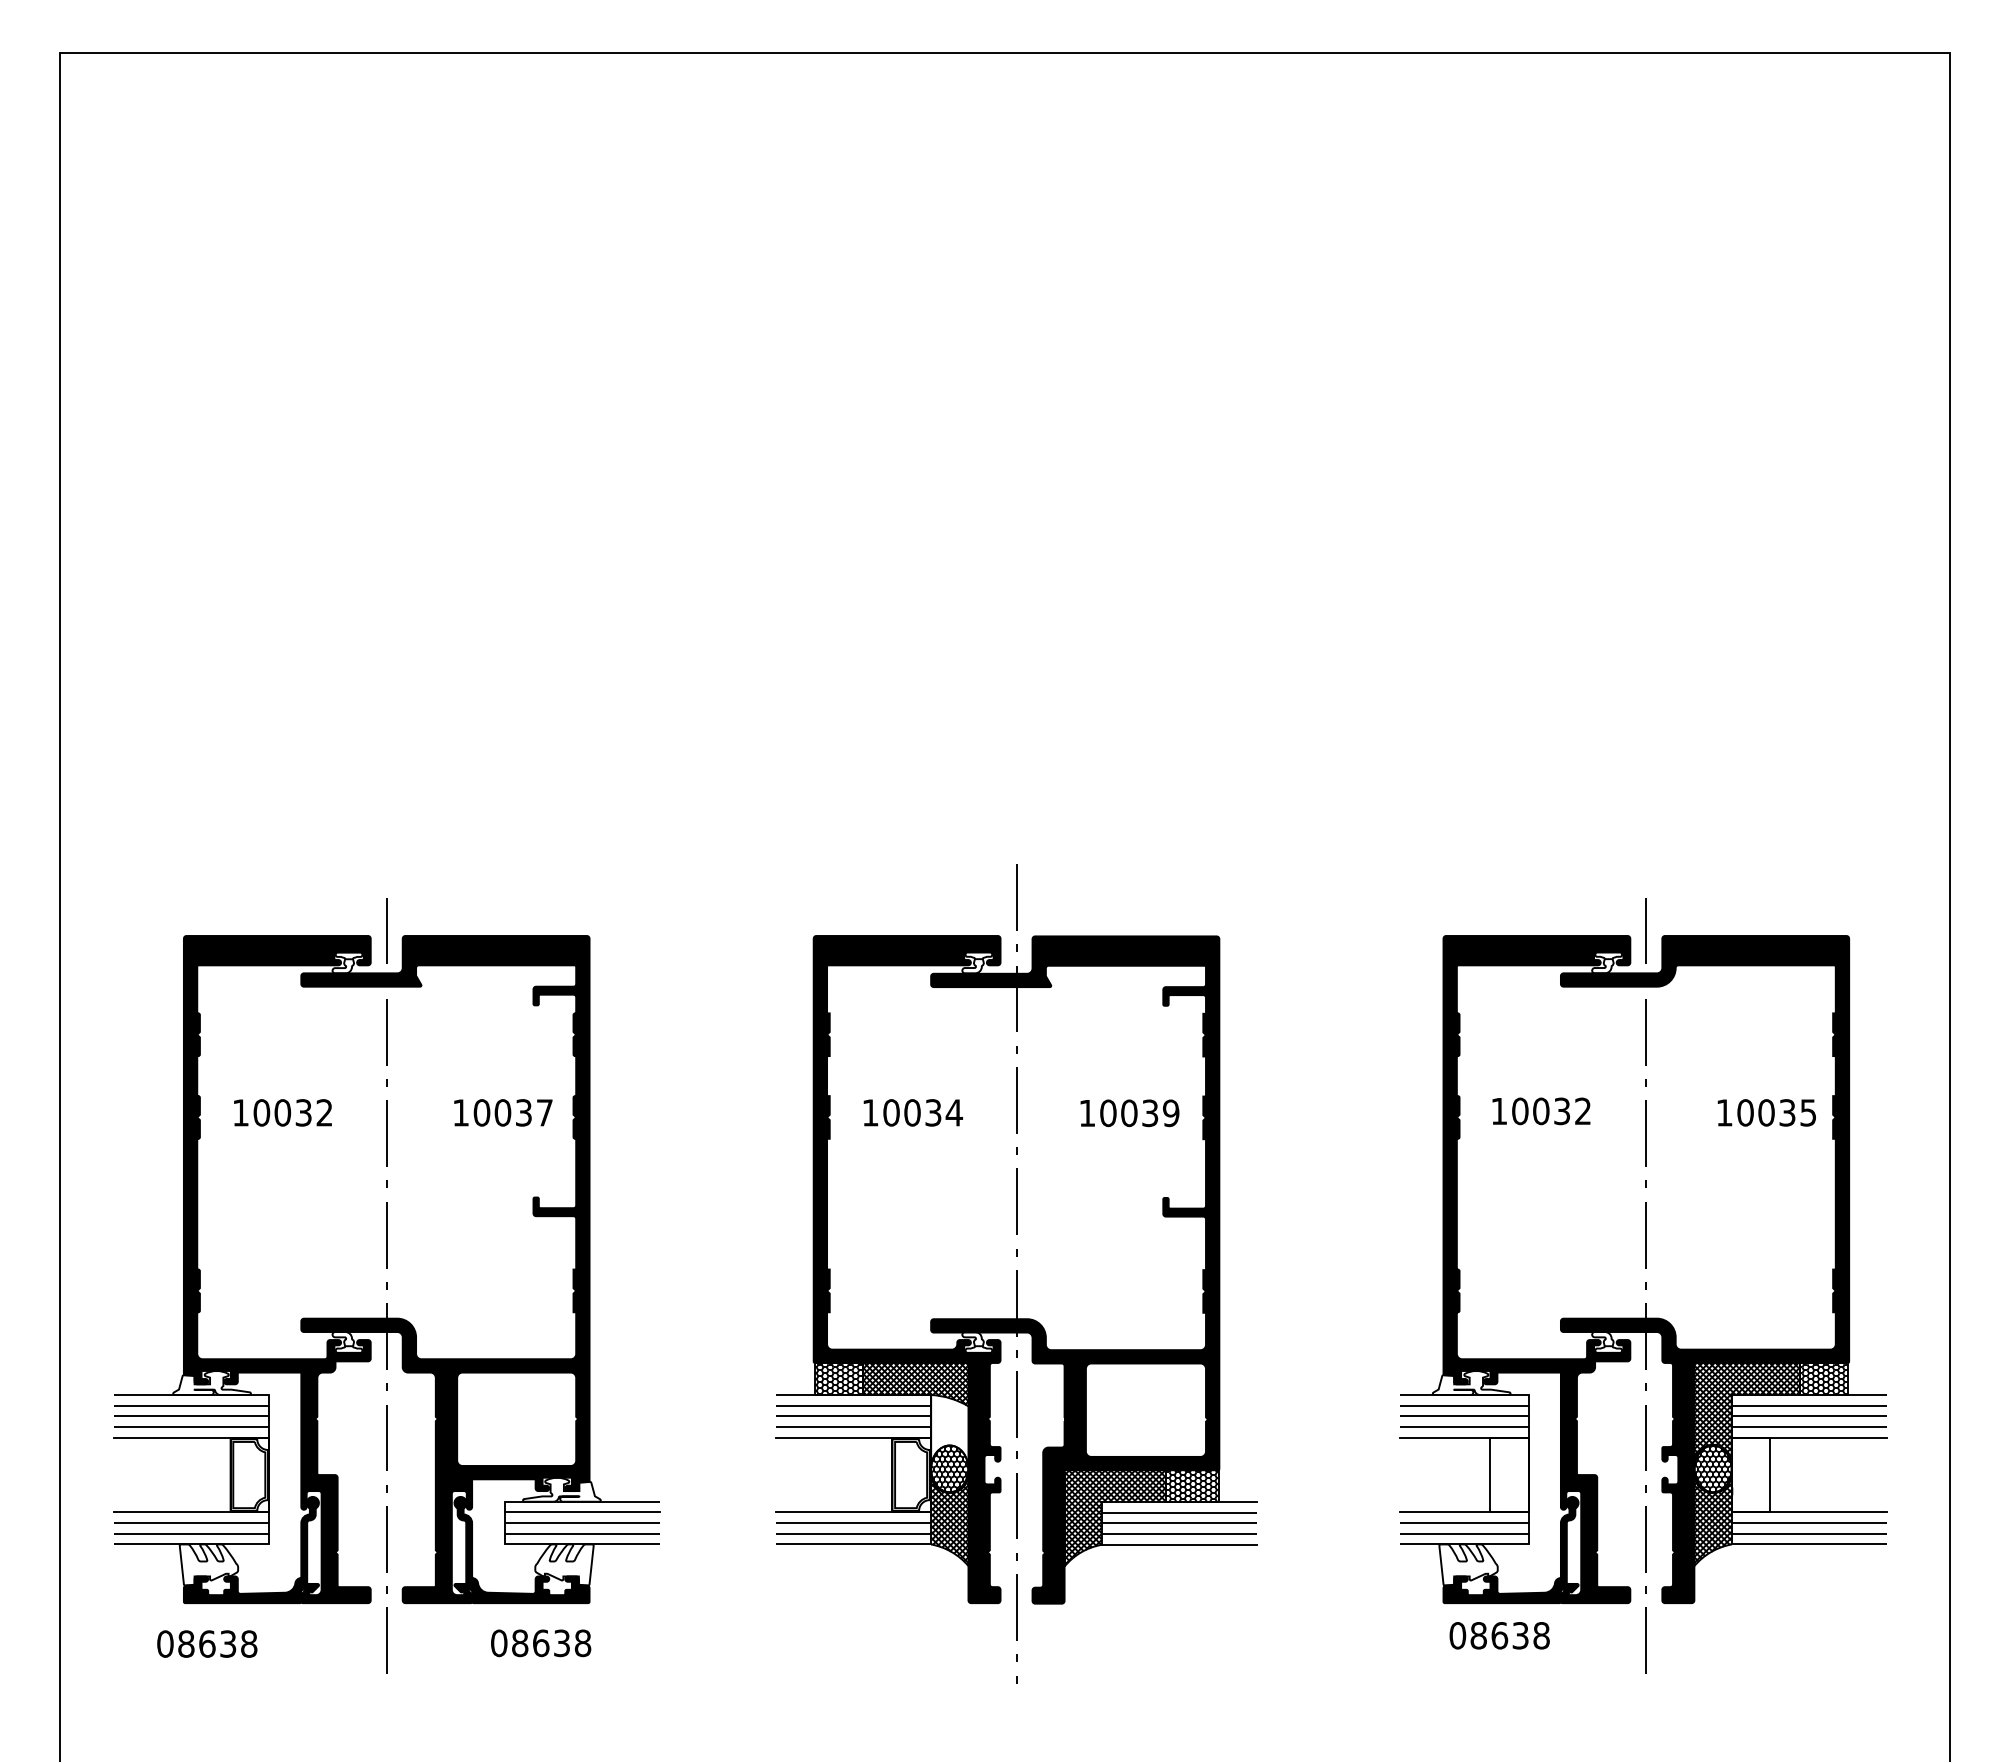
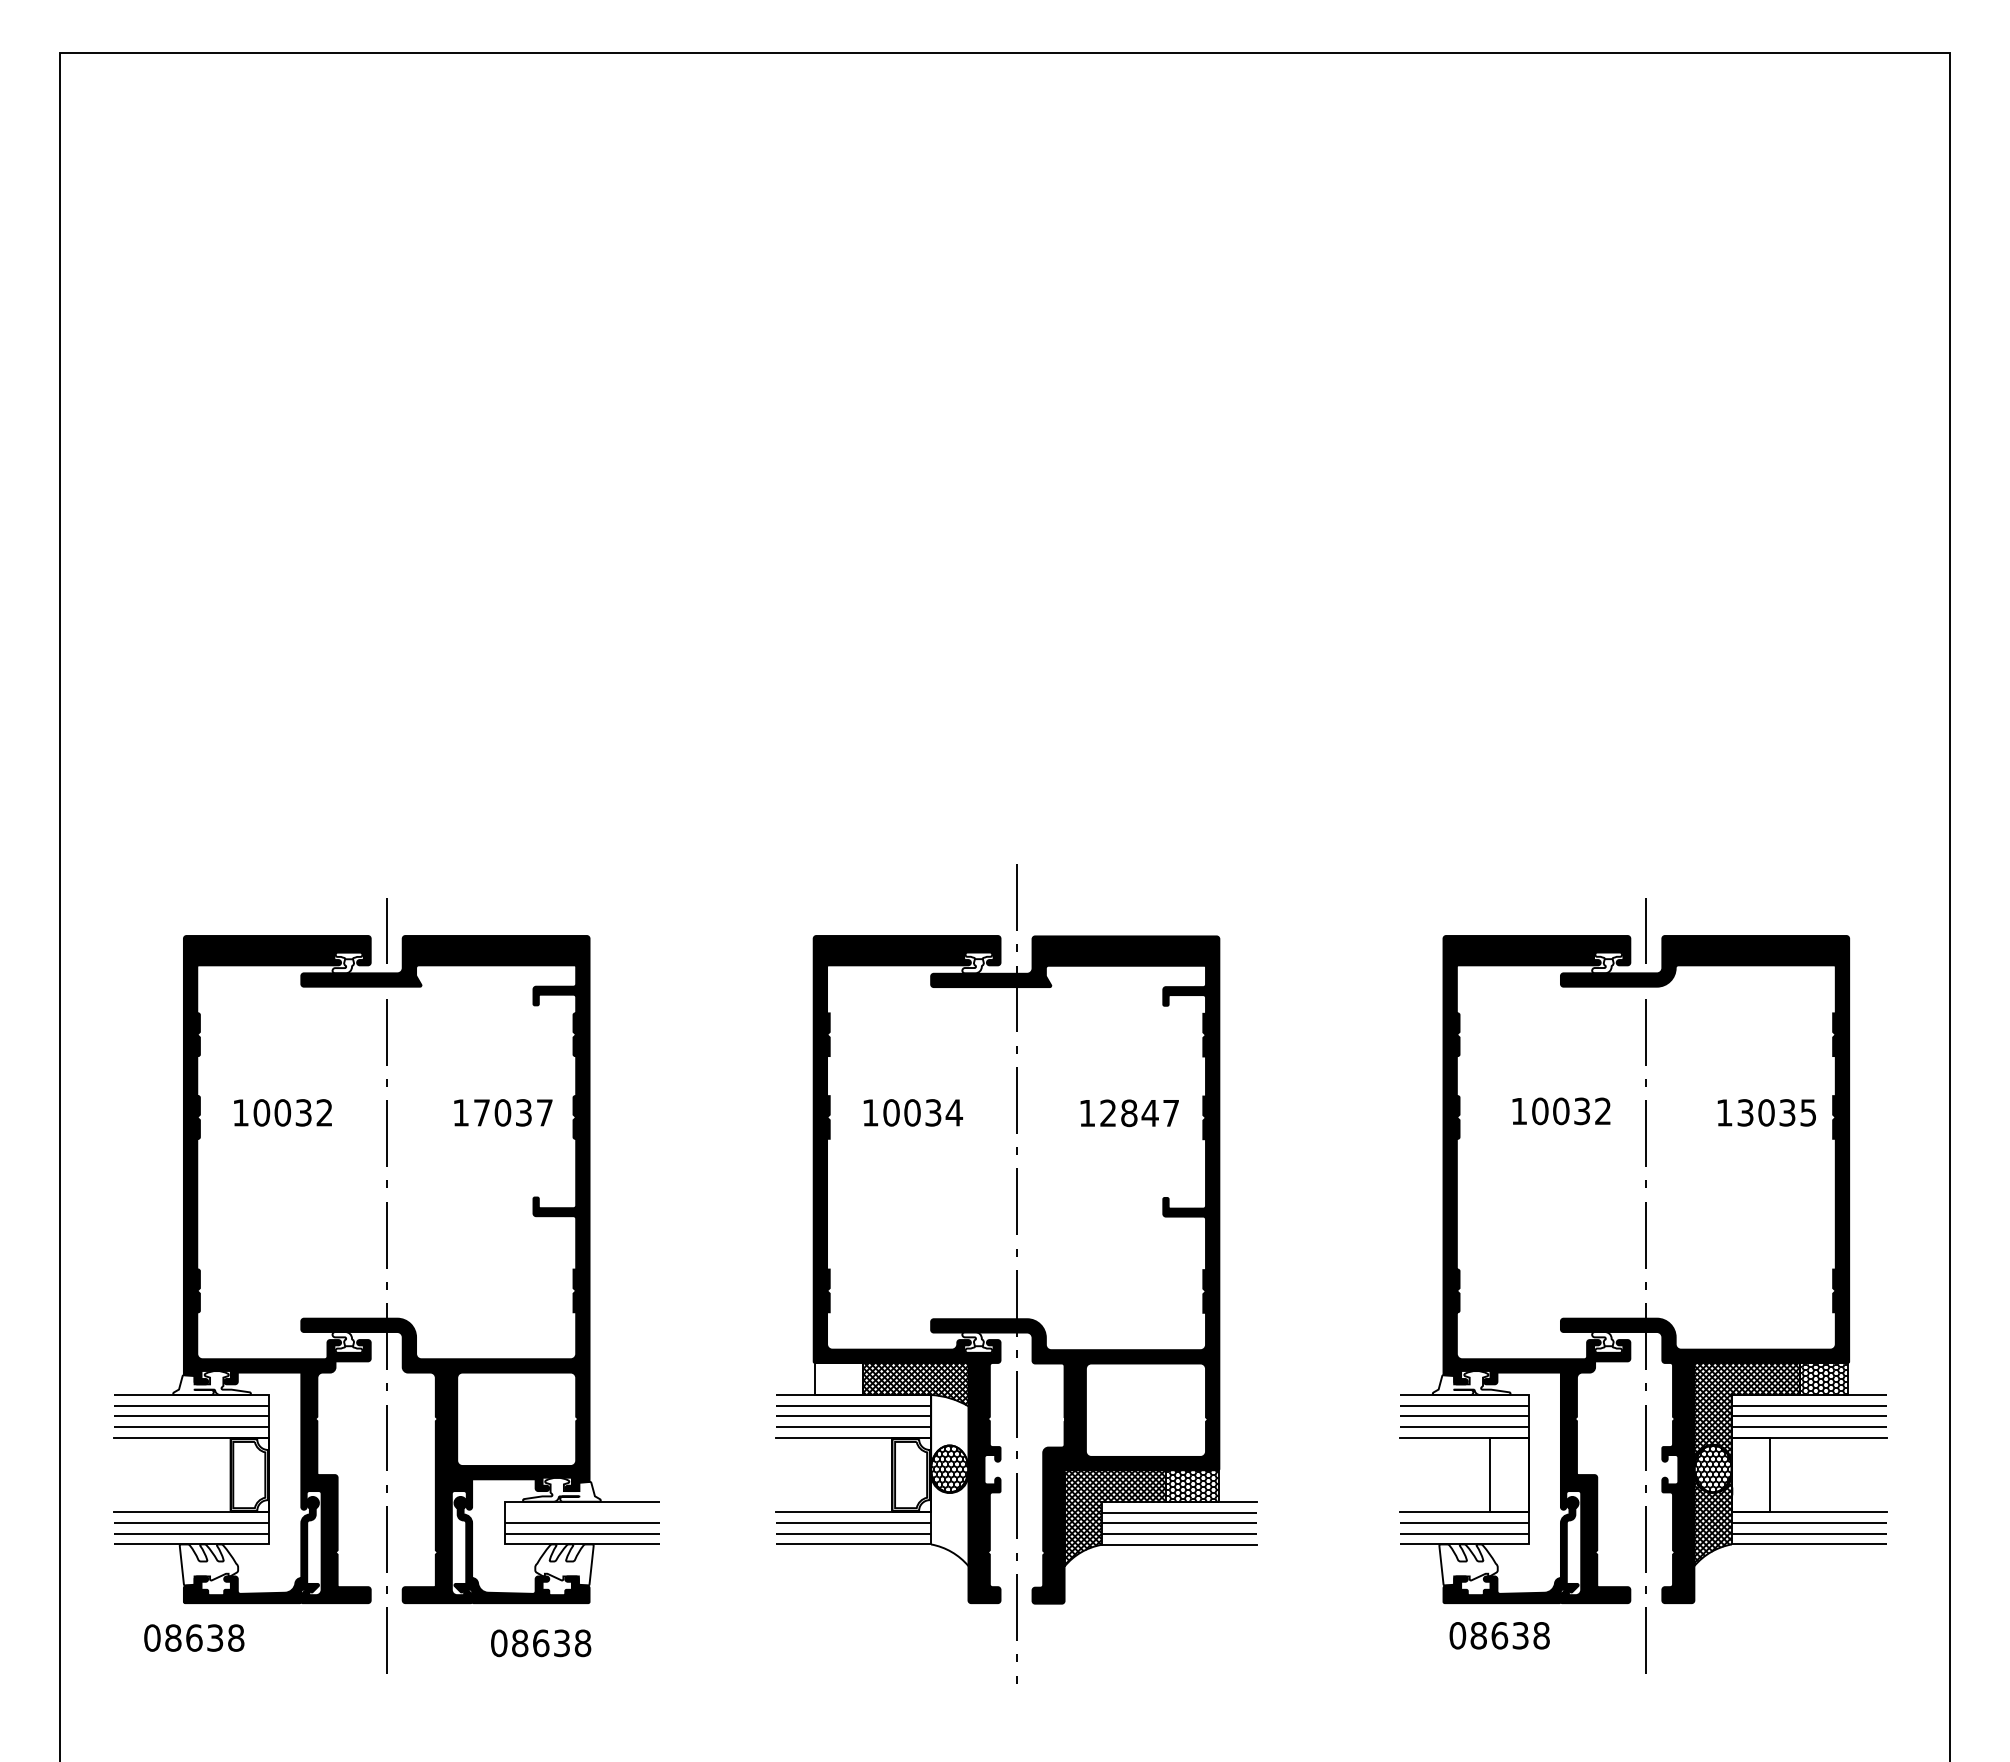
text position: (1541, 1111) -> (1561, 1111) (1561, 1111)
text: 10037 -> 17037 (481, 1112)
text: 10035 -> 13035 (1745, 1112)
text: 10039 -> 12847 (1139, 1113)
hatch: present -> none (839, 1378)
line: present -> none (582, 1512)
hatch: present -> none (949, 1519)
text position: (207, 1643) -> (194, 1637) (194, 1637)
